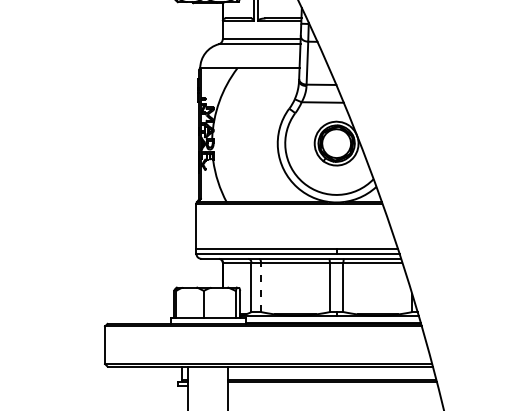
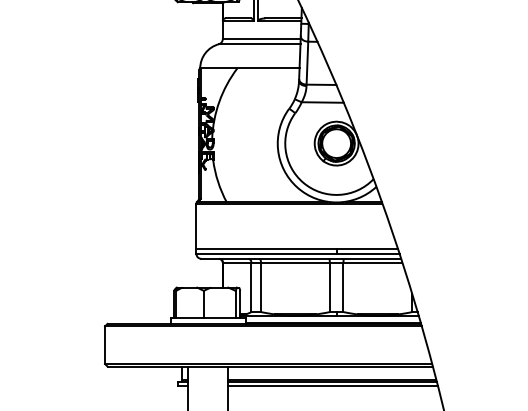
line: dashed -> solid (261, 287)
line: none -> present (332, 385)
